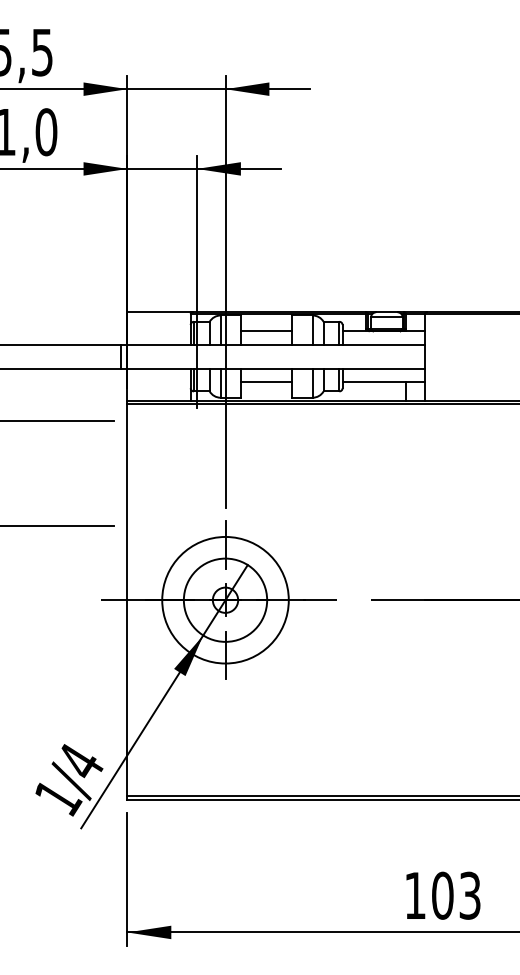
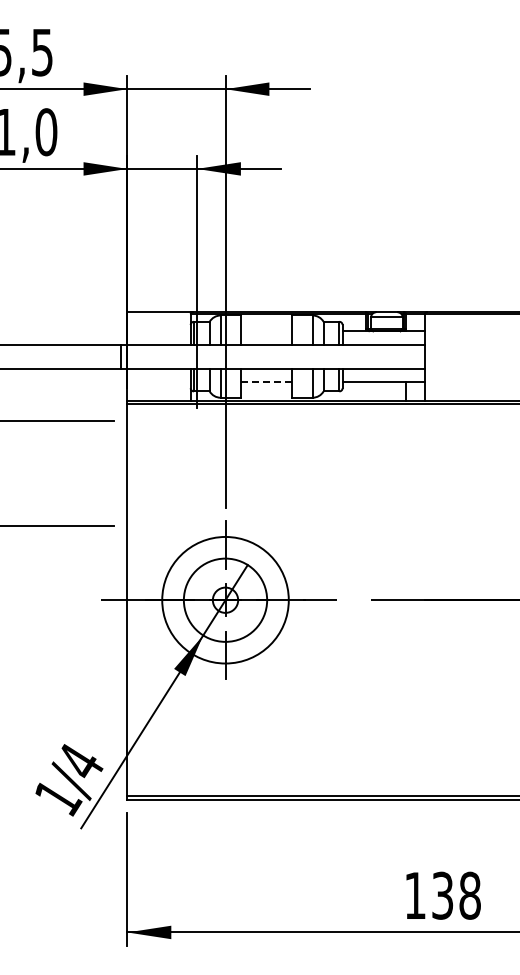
line: present -> none (266, 331)
line: solid -> dashed (267, 381)
text: 103 -> 138 (456, 895)
